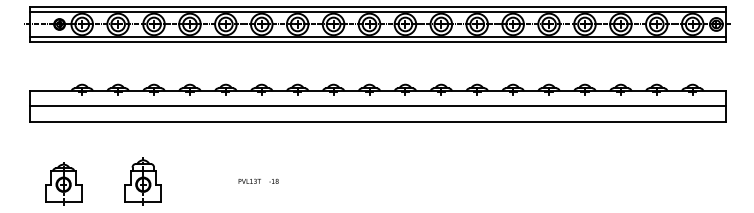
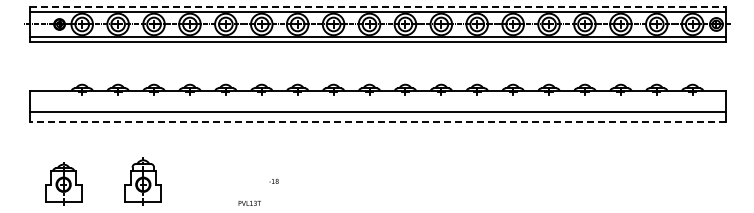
line: solid -> dashed (378, 6)
line position: (377, 105) -> (377, 111) (377, 111)
line: solid -> dashed (377, 122)
text position: (249, 180) -> (249, 202) (249, 202)
